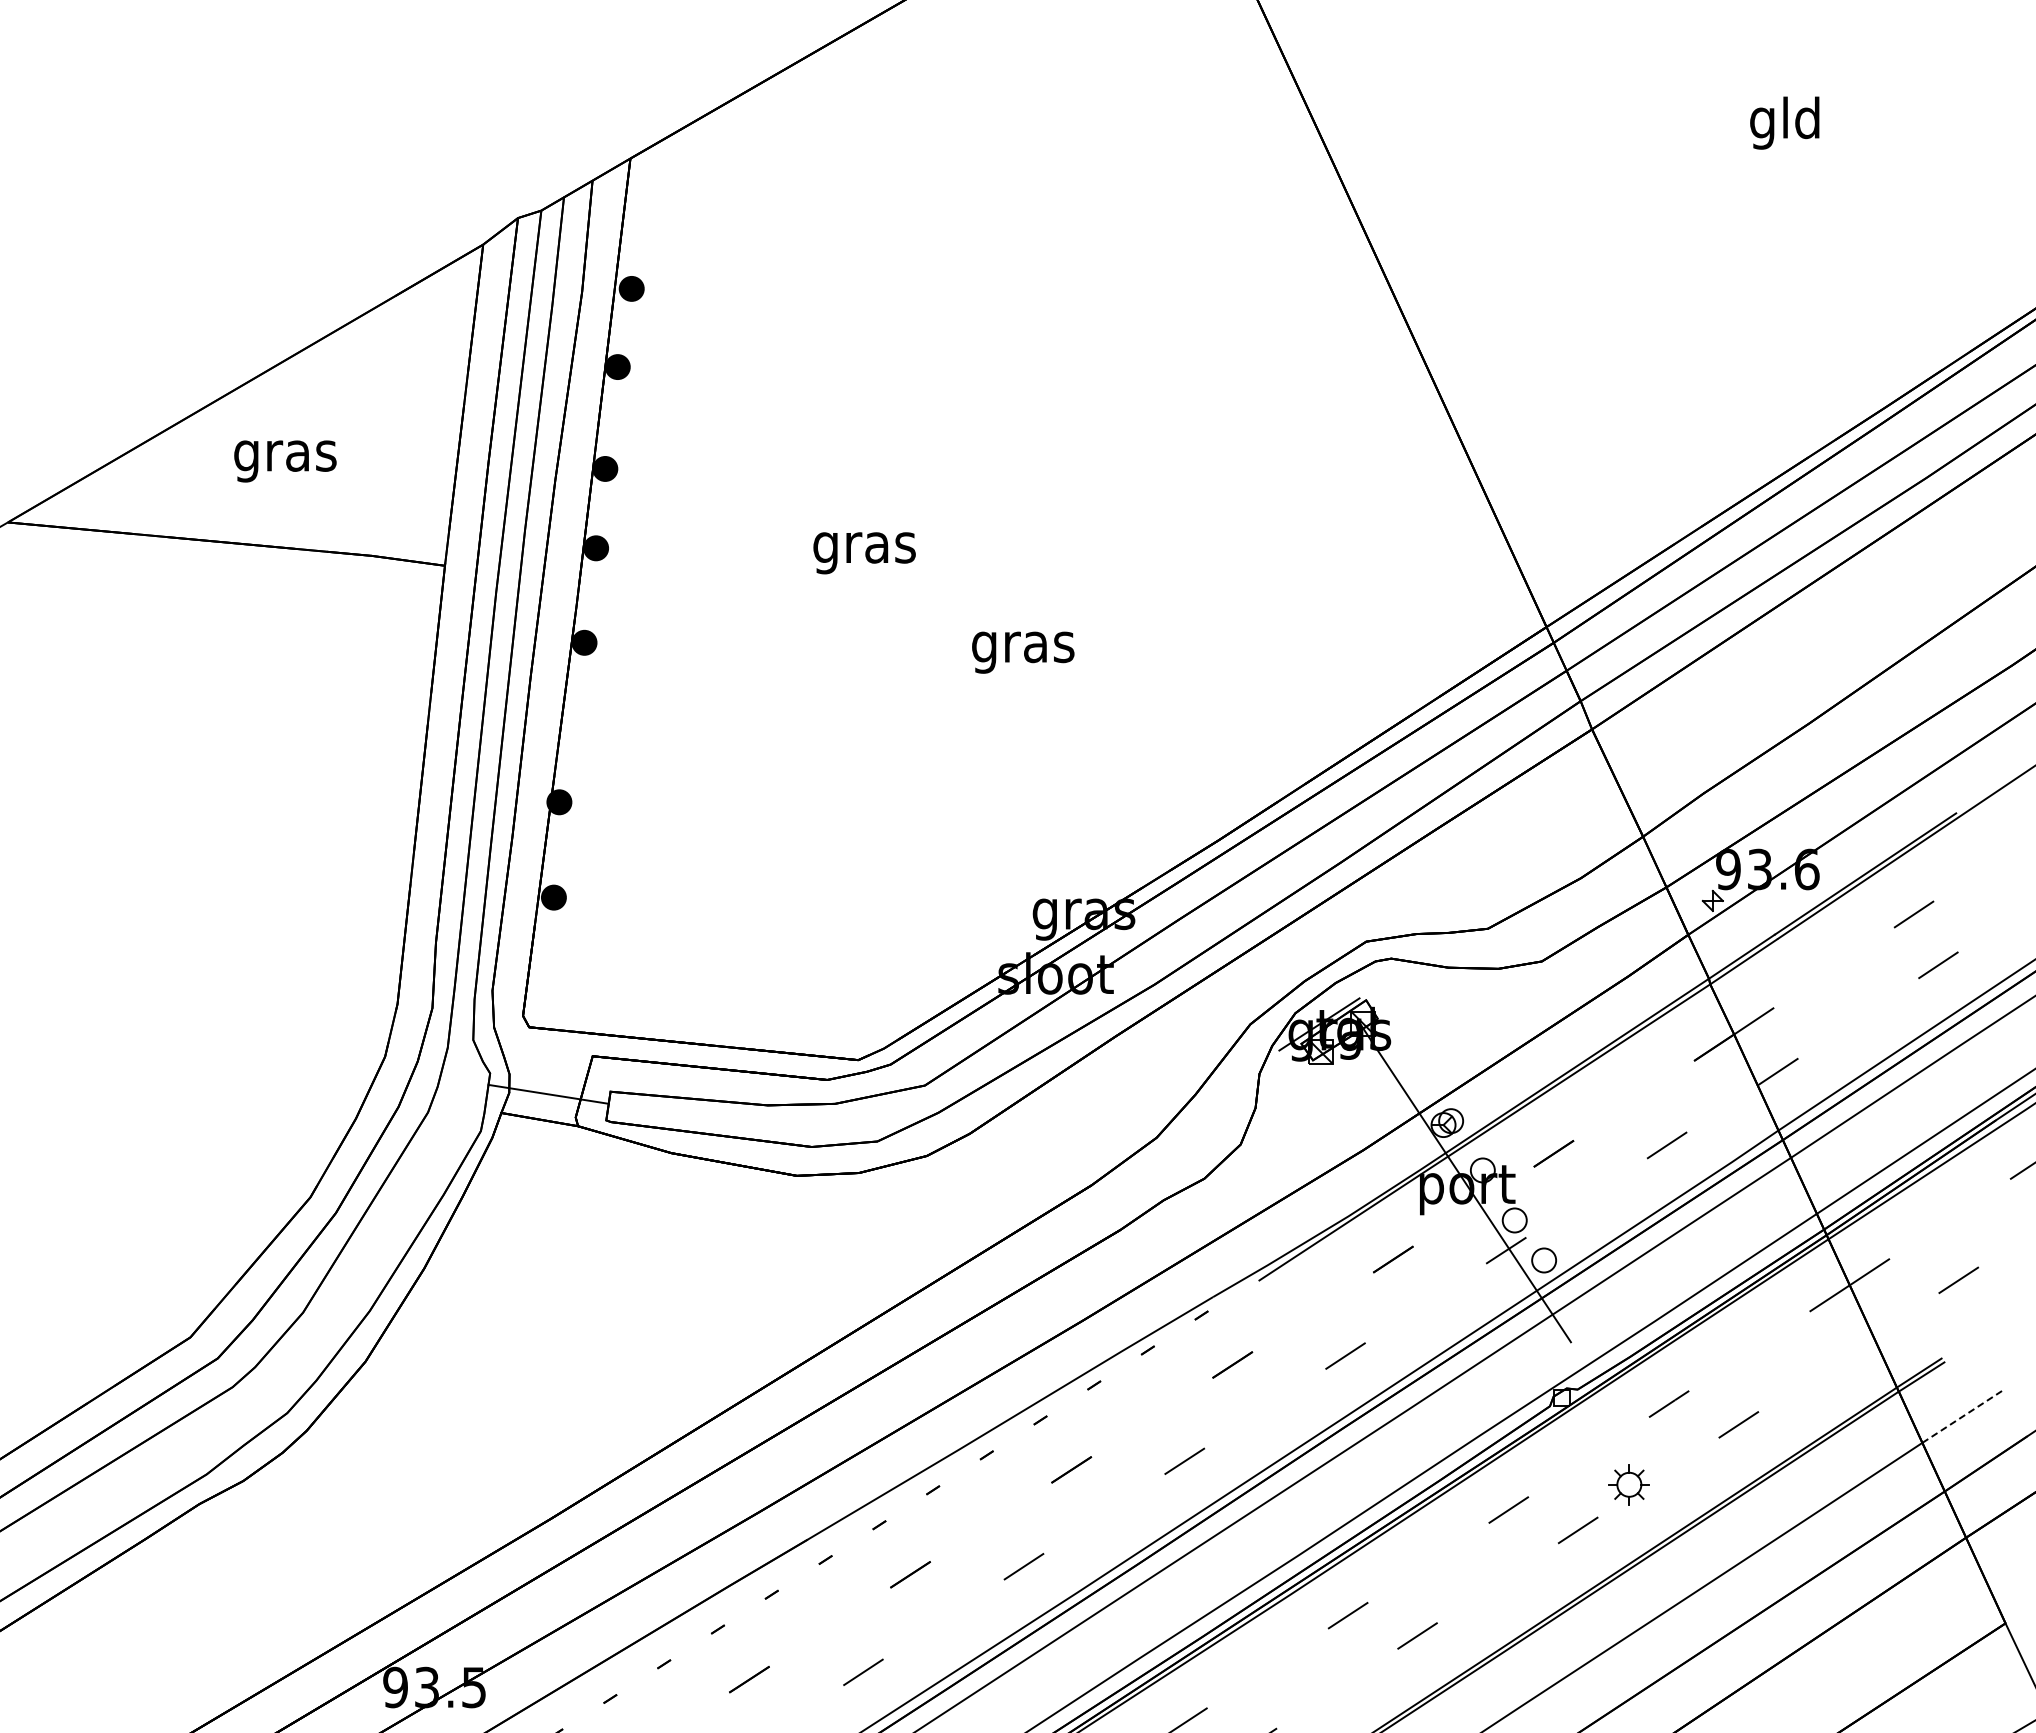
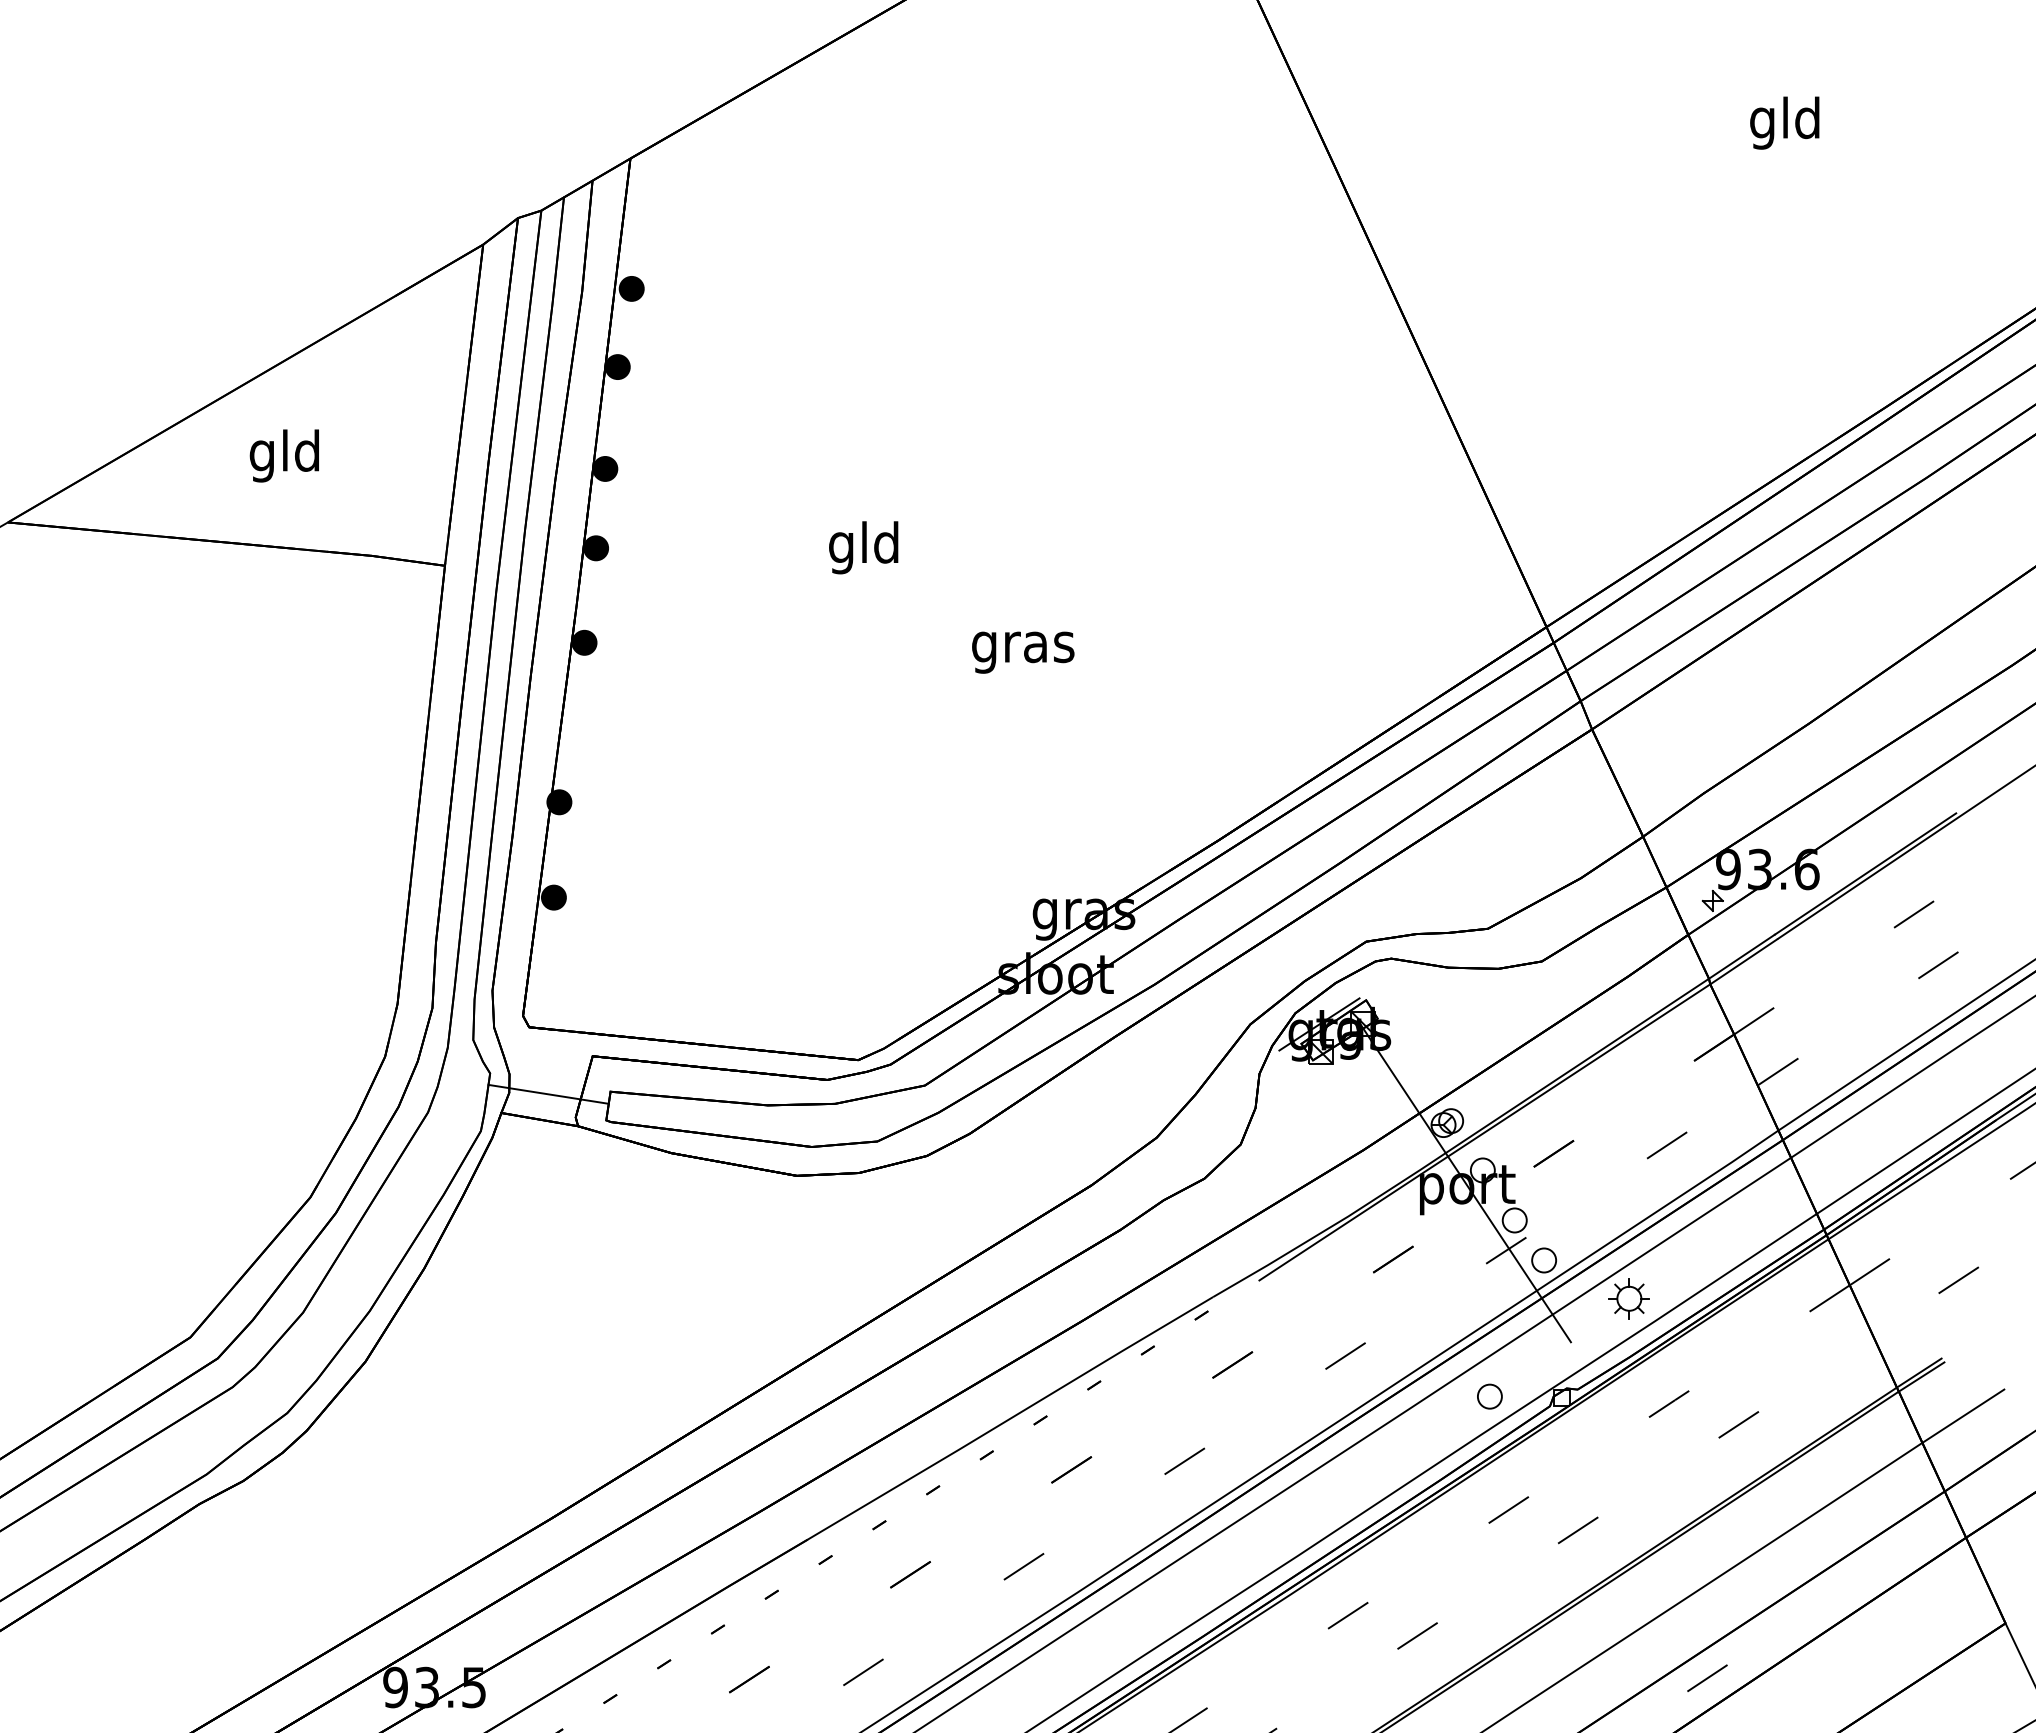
text: gras -> gld (285, 455)
text: gras -> gld (864, 547)
part: none -> present (1489, 1396)
line: dashed -> solid (1963, 1416)
part position: (1628, 1484) -> (1628, 1298) (1628, 1298)
line: none -> present (1707, 1678)
